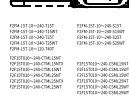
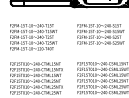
line: dashed -> solid (46, 5)
text position: (36, 72) -> (36, 78) (36, 78)
